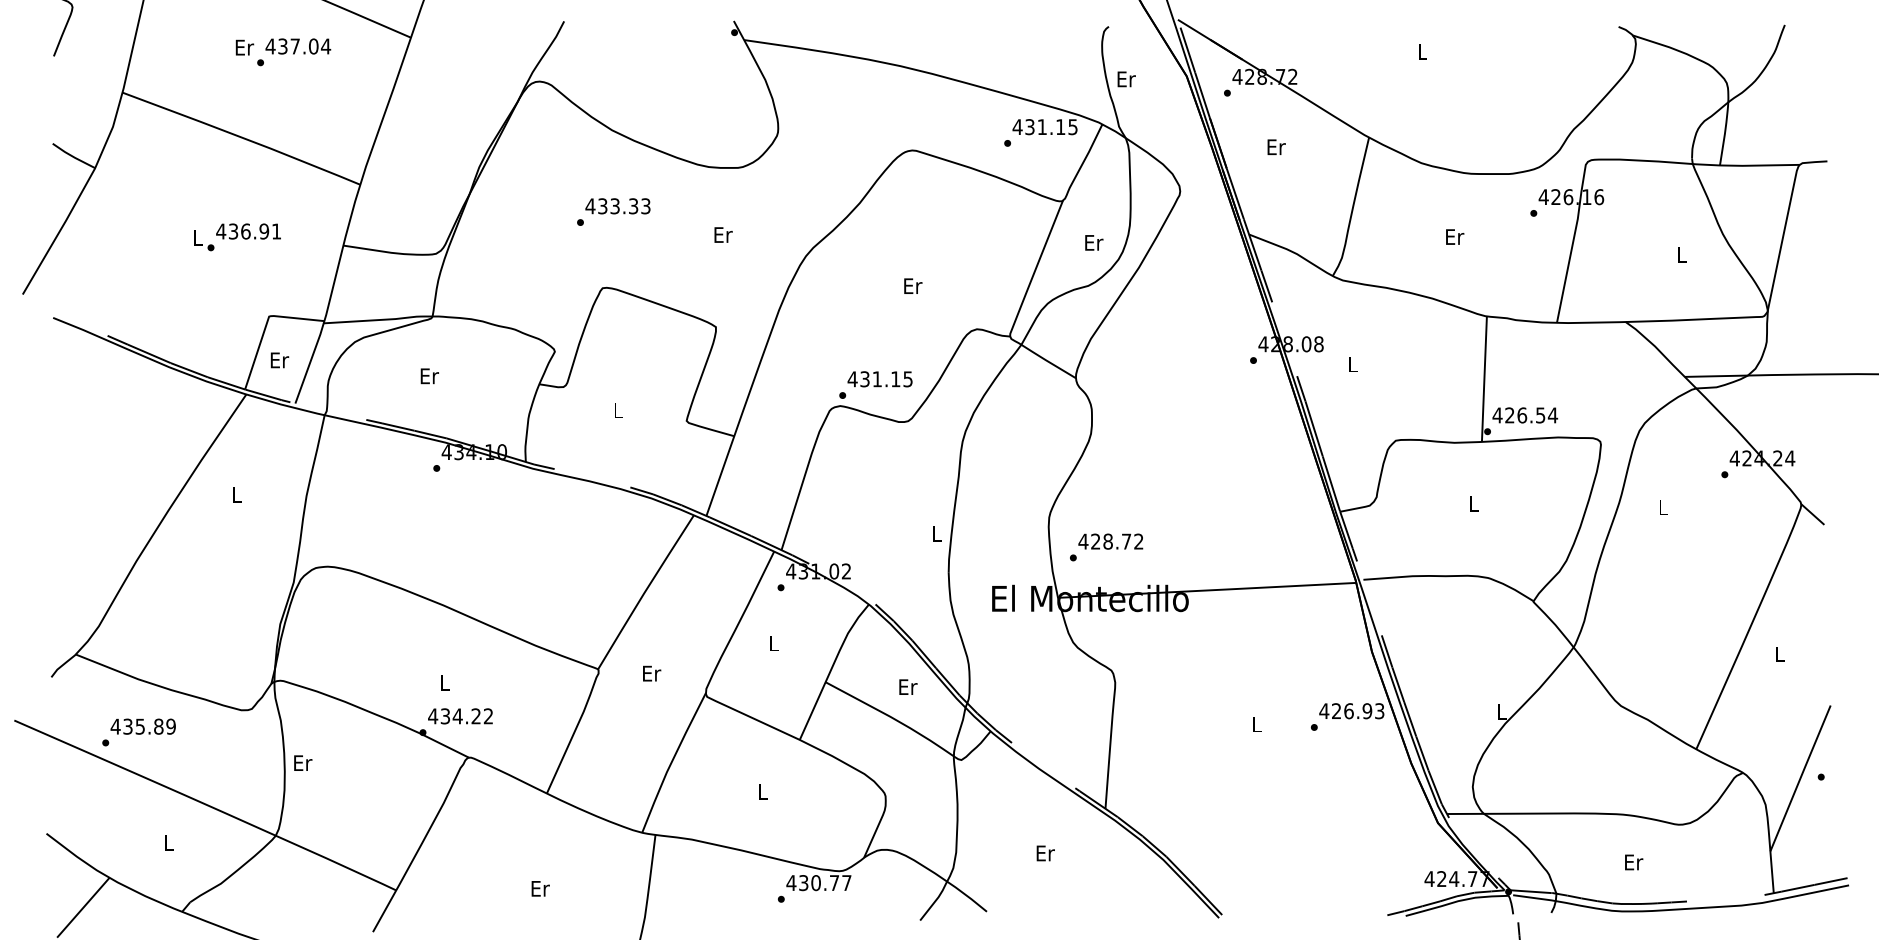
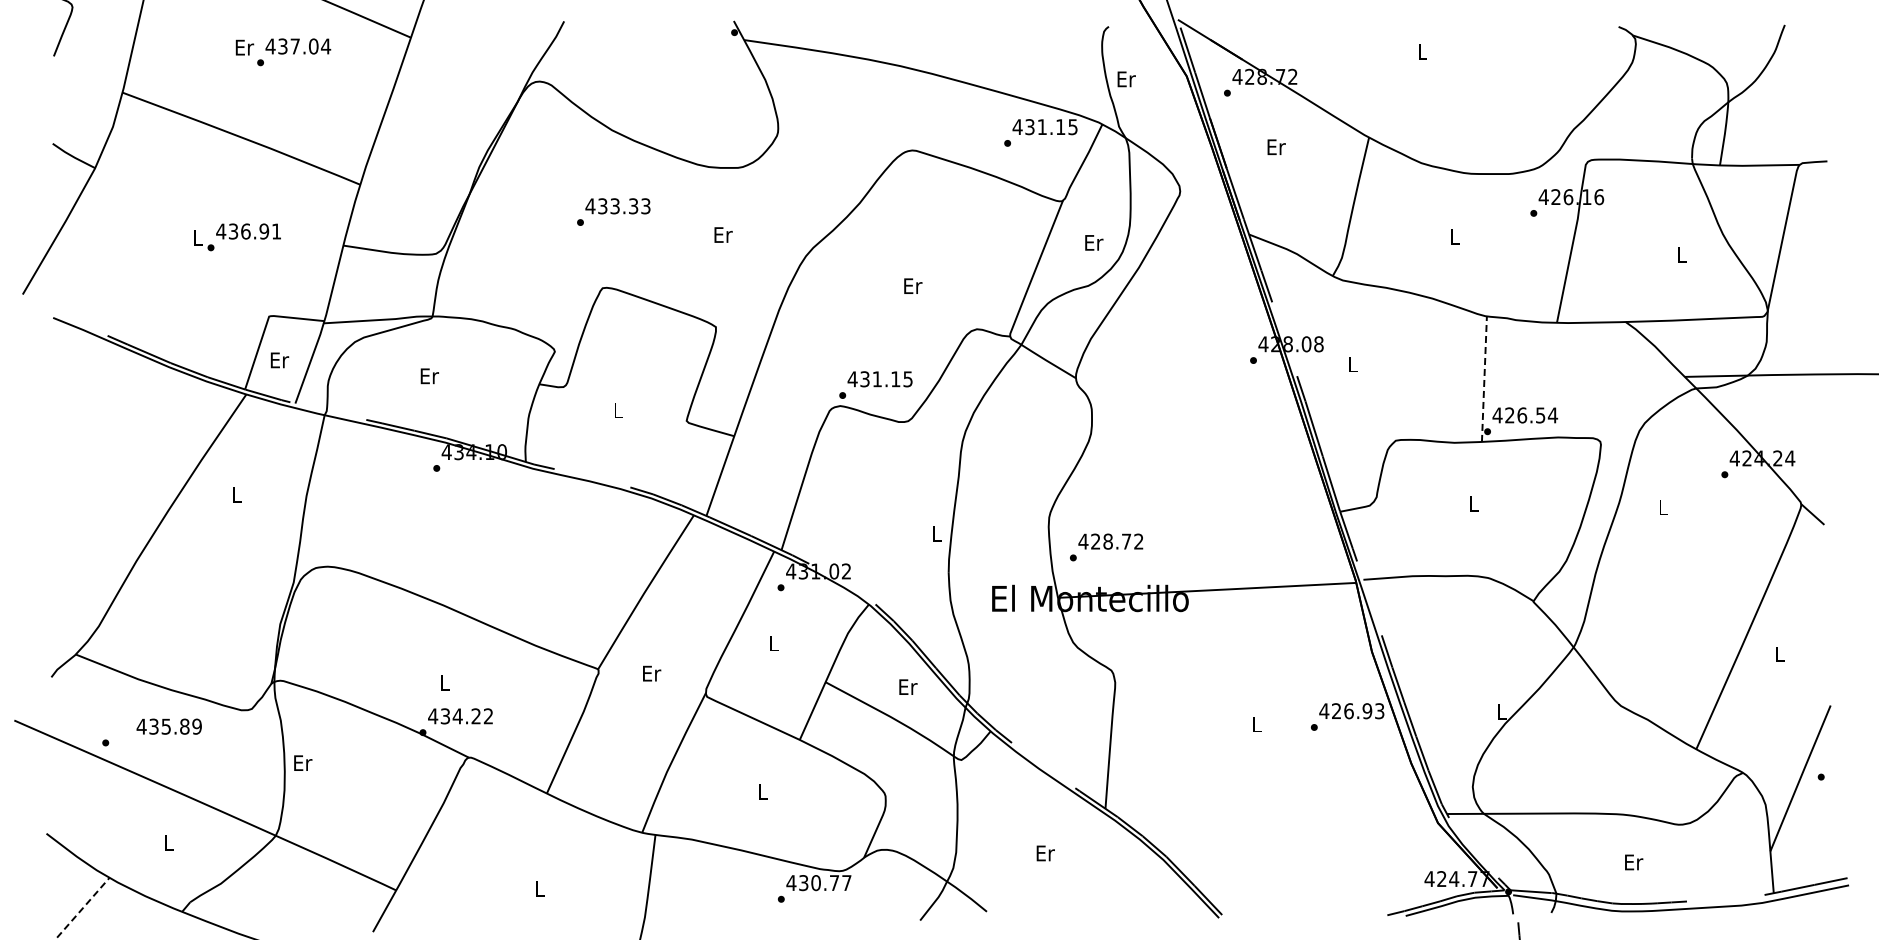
text: Er -> L (1455, 236)
line: solid -> dashed (1484, 379)
text position: (142, 726) -> (168, 726) (168, 726)
text: Er -> L (540, 888)
line: solid -> dashed (83, 907)
